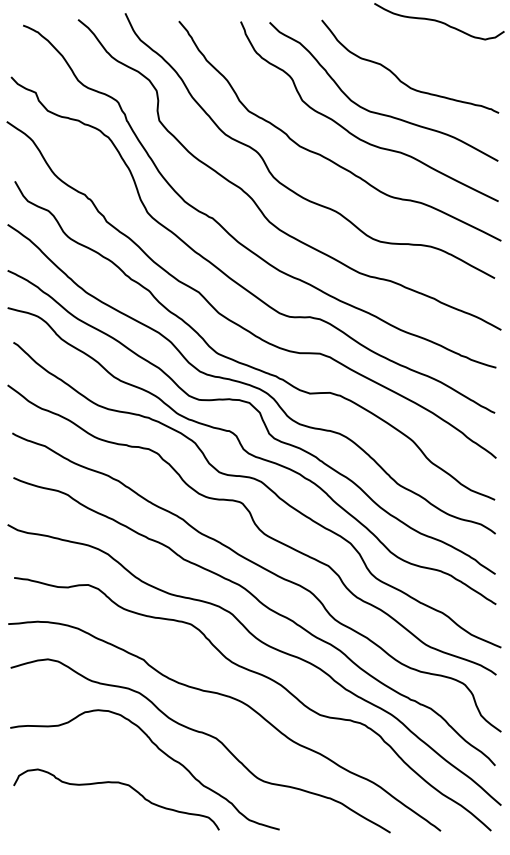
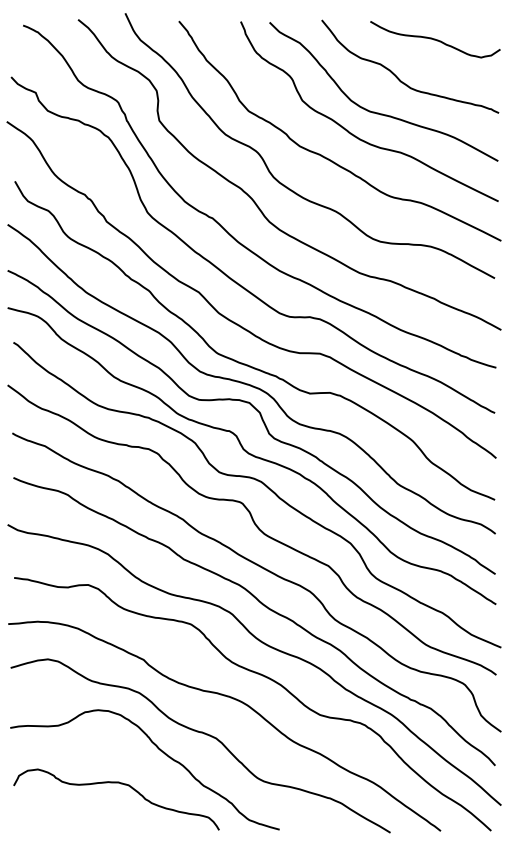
curve position: (439, 21) -> (435, 39) (435, 39)
